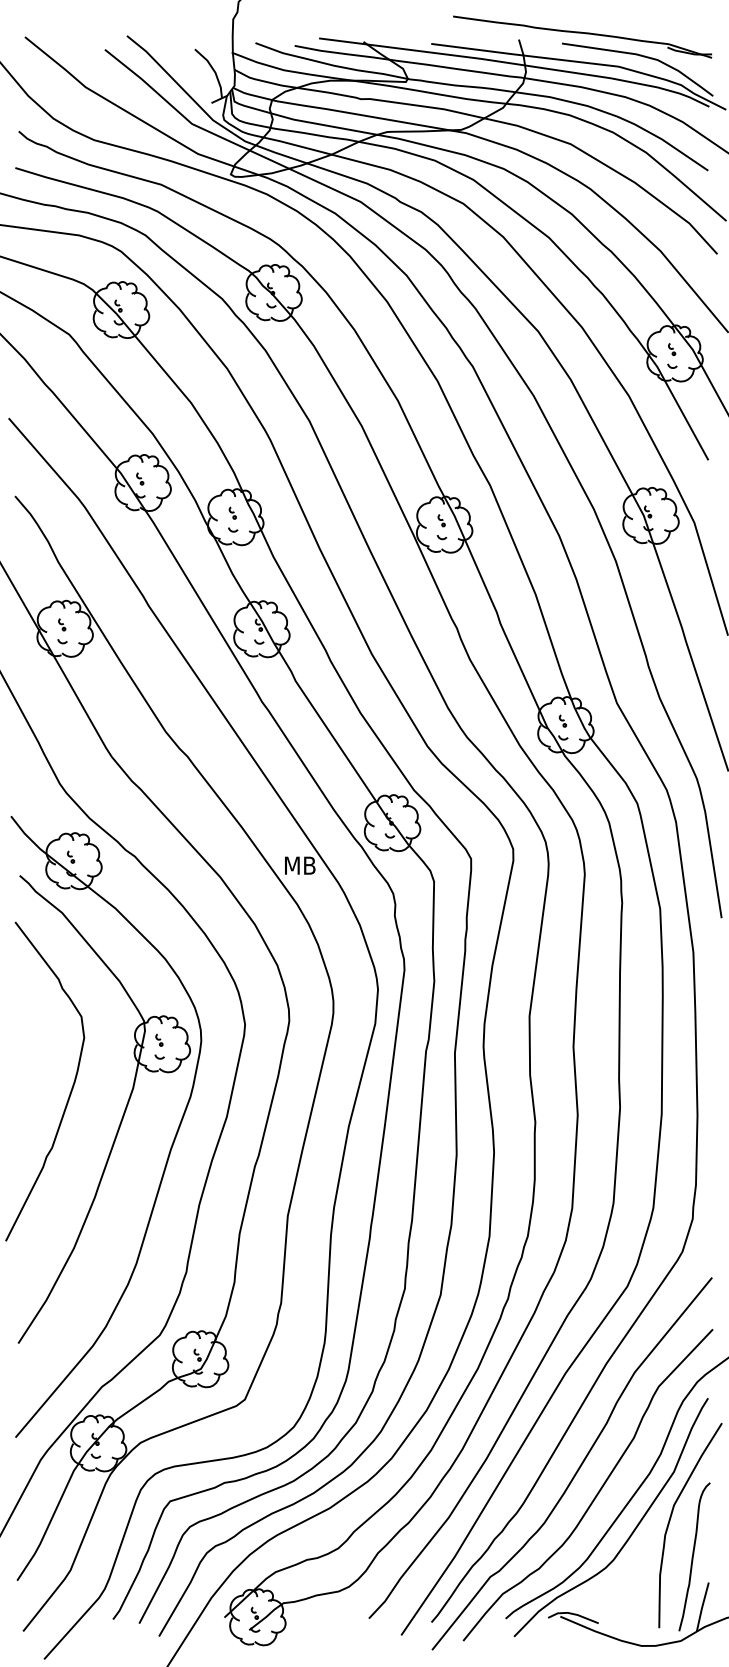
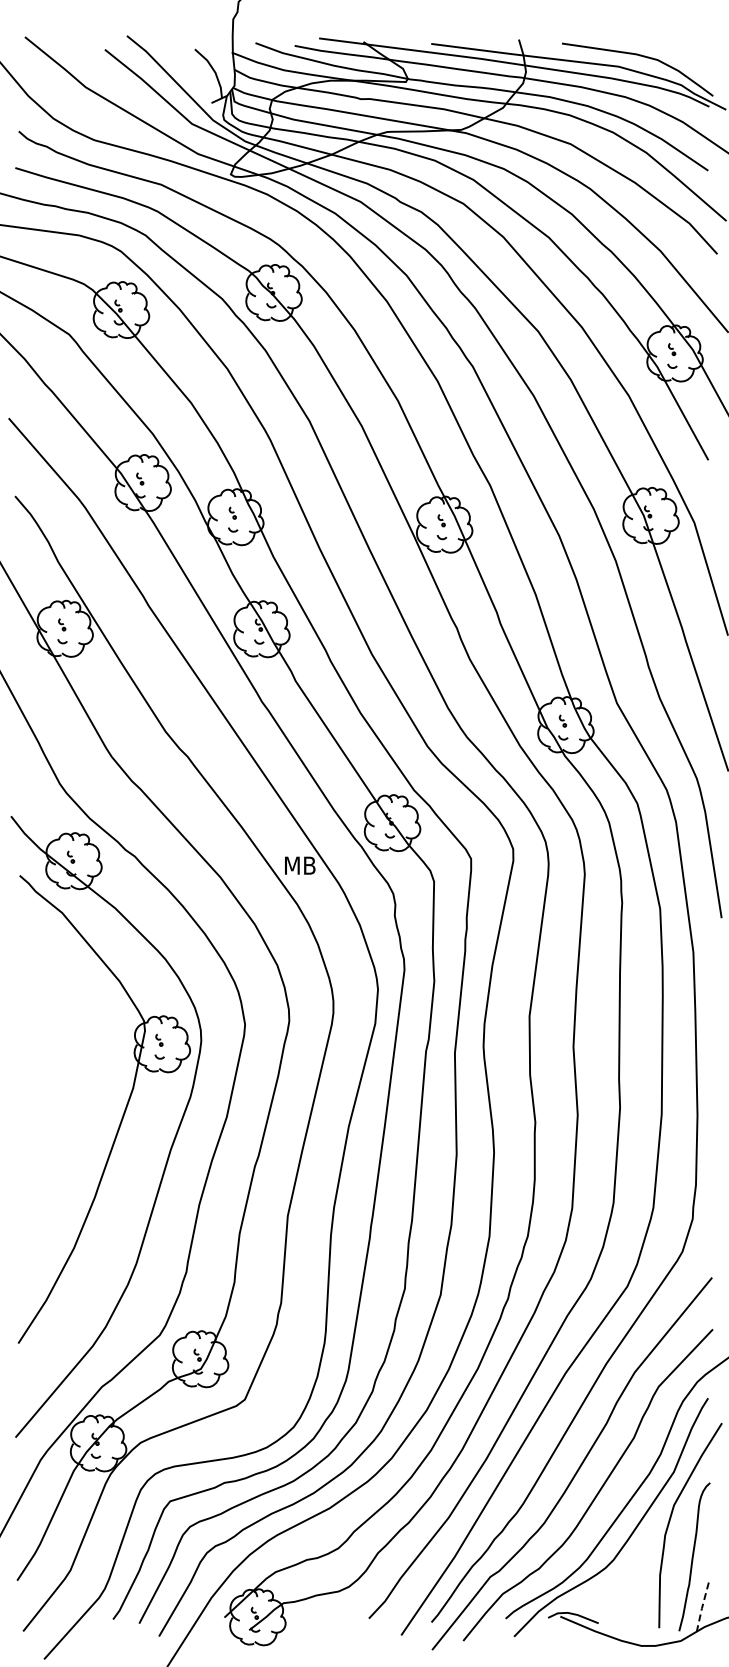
part: present -> none (582, 36)
curve: present -> none (70, 1090)
line: solid -> dashed (702, 1607)
